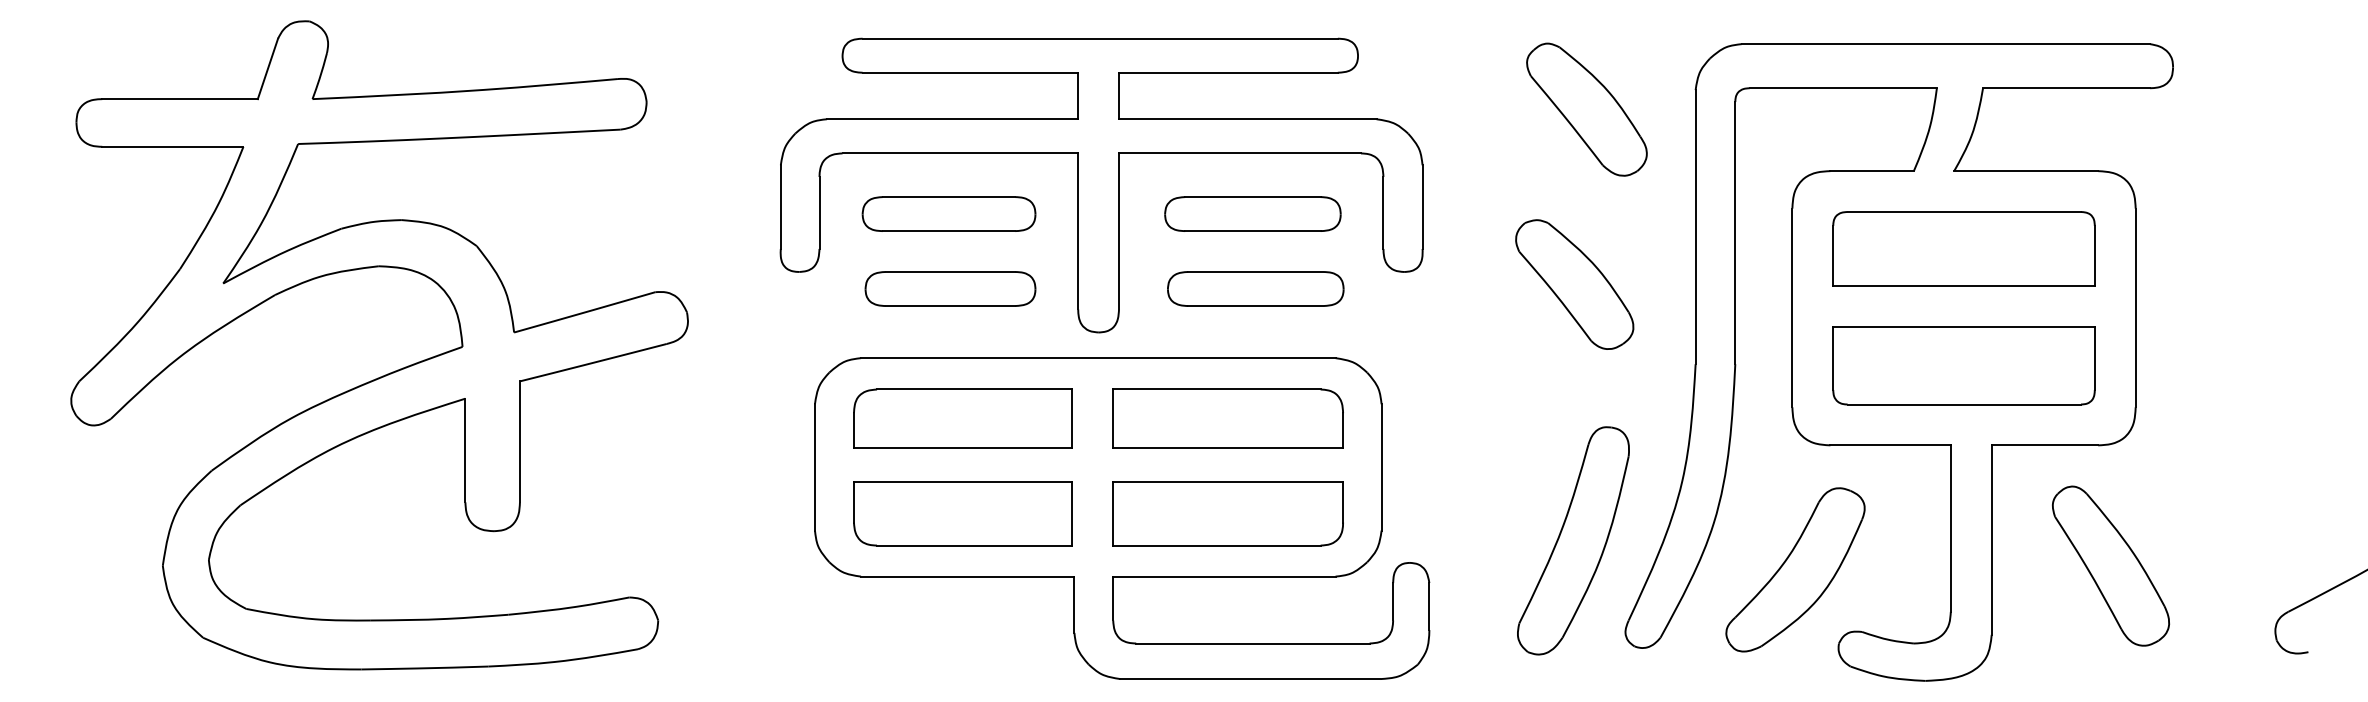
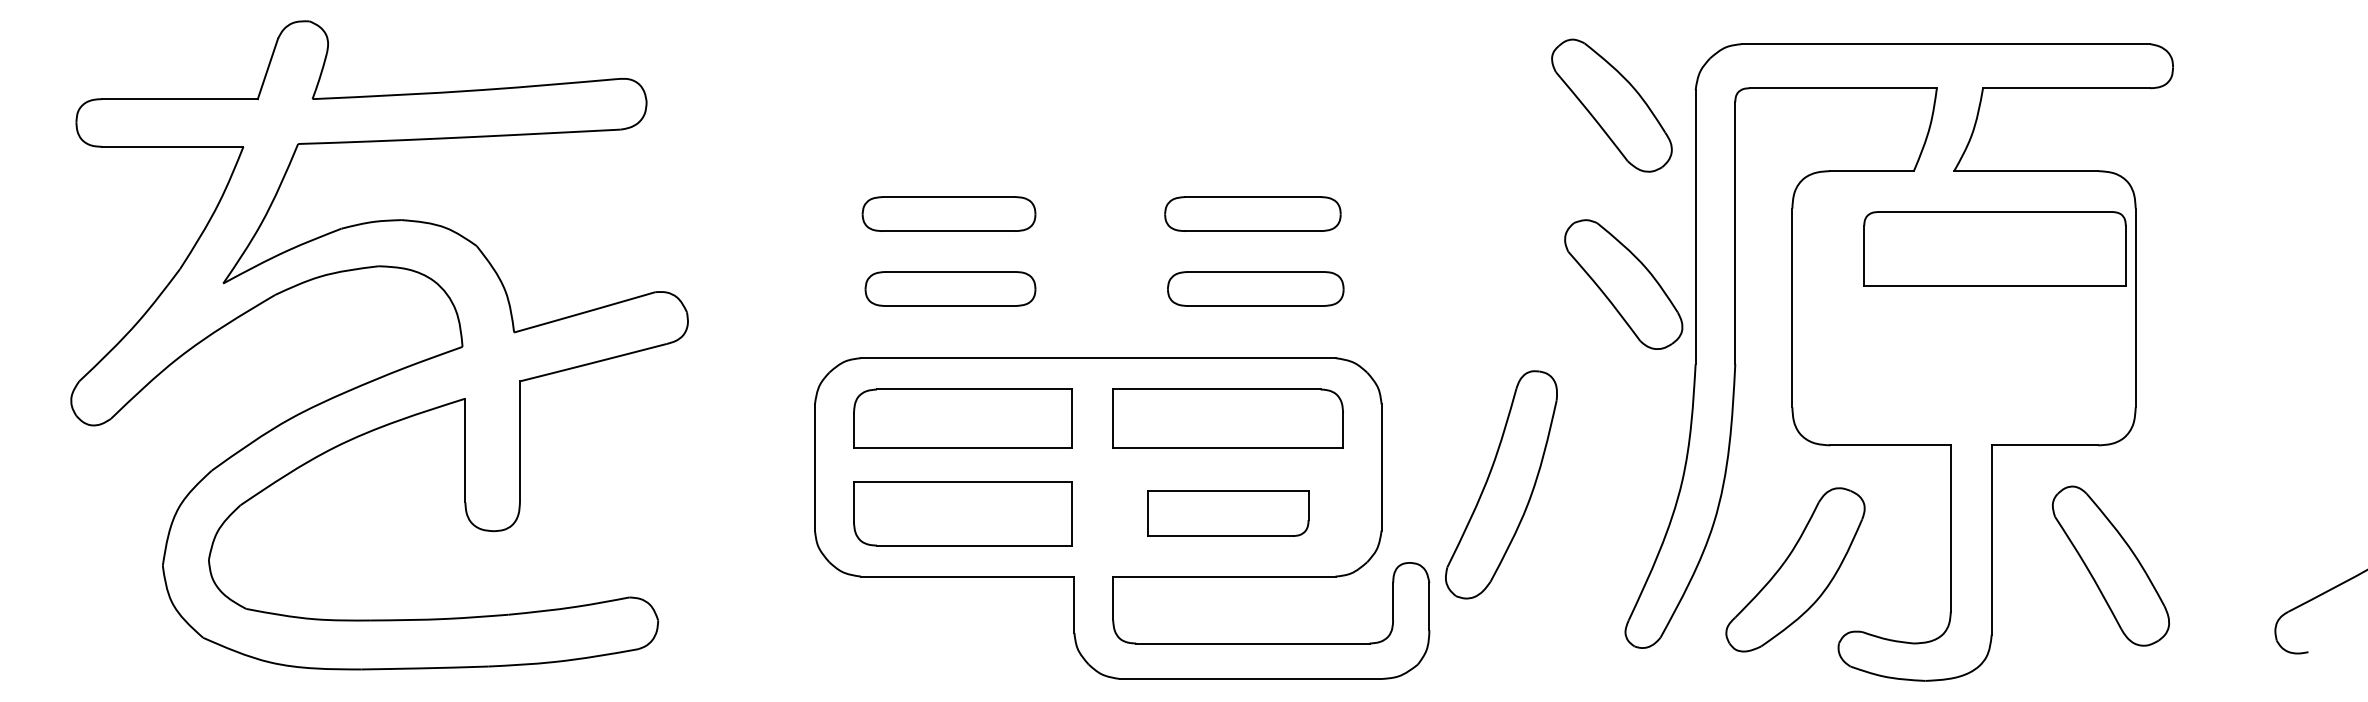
part position: (1586, 109) -> (1611, 105) (1611, 105)
part: present -> none (1101, 185)
part position: (1963, 248) -> (1994, 248) (1994, 248)
part position: (1574, 284) -> (1623, 284) (1623, 284)
part: present -> none (1963, 365)
part size: 232x66 px -> 163x47 px (1228, 513)
part position: (1573, 540) -> (1501, 484) (1501, 484)
